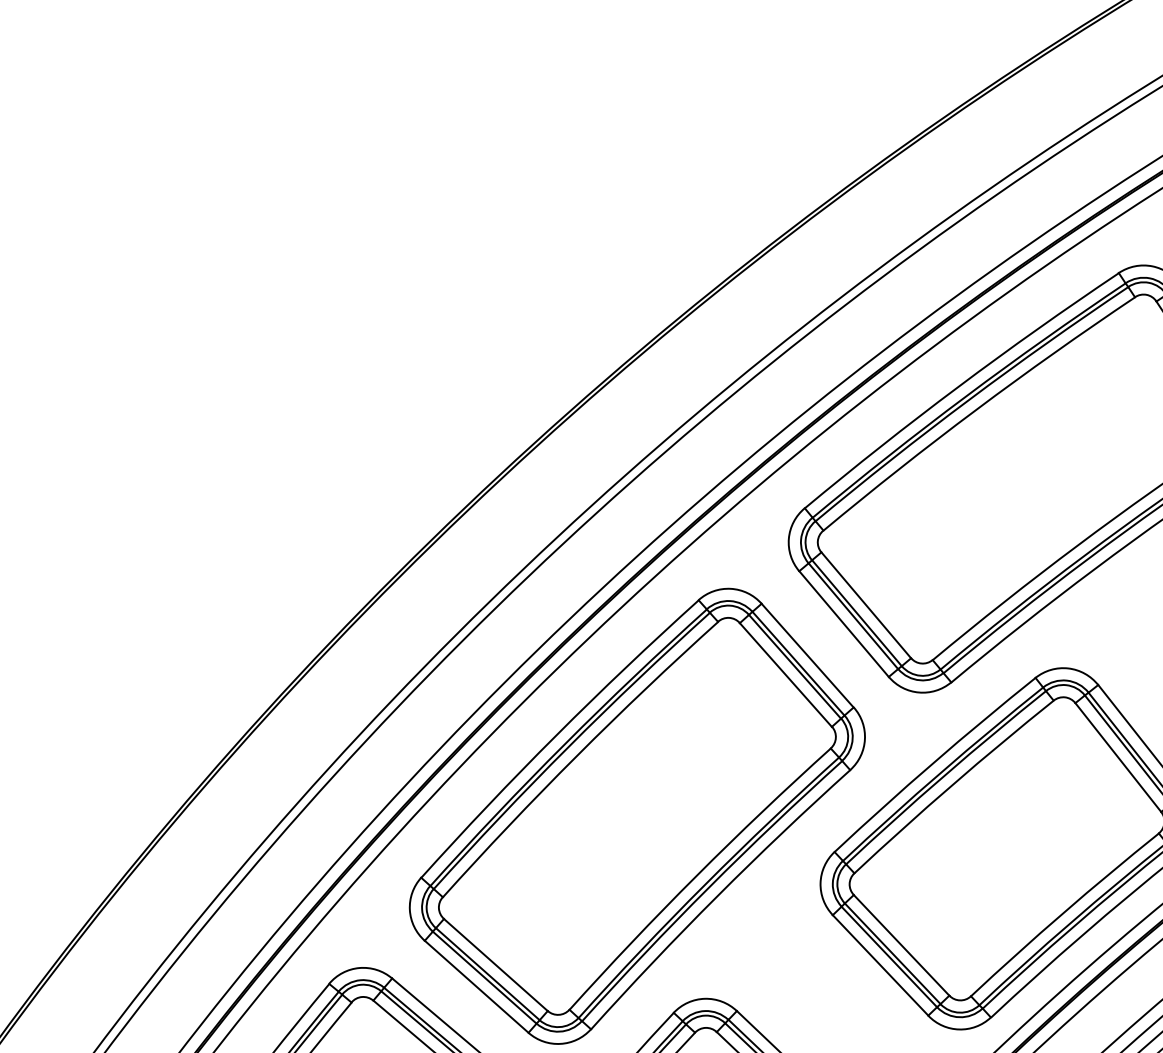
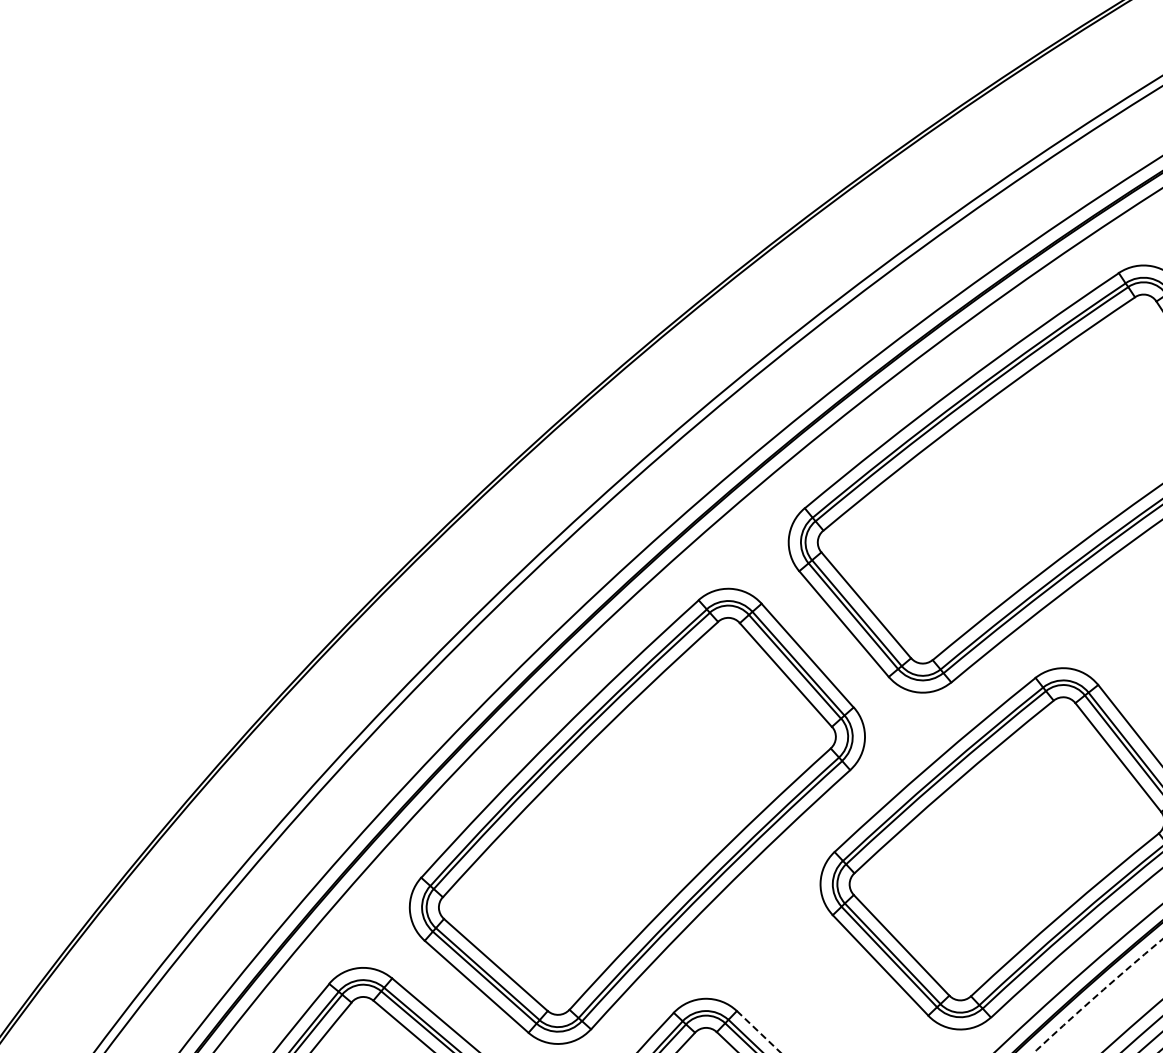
arc: solid -> dashed (1097, 994)
line: solid -> dashed (759, 1032)
